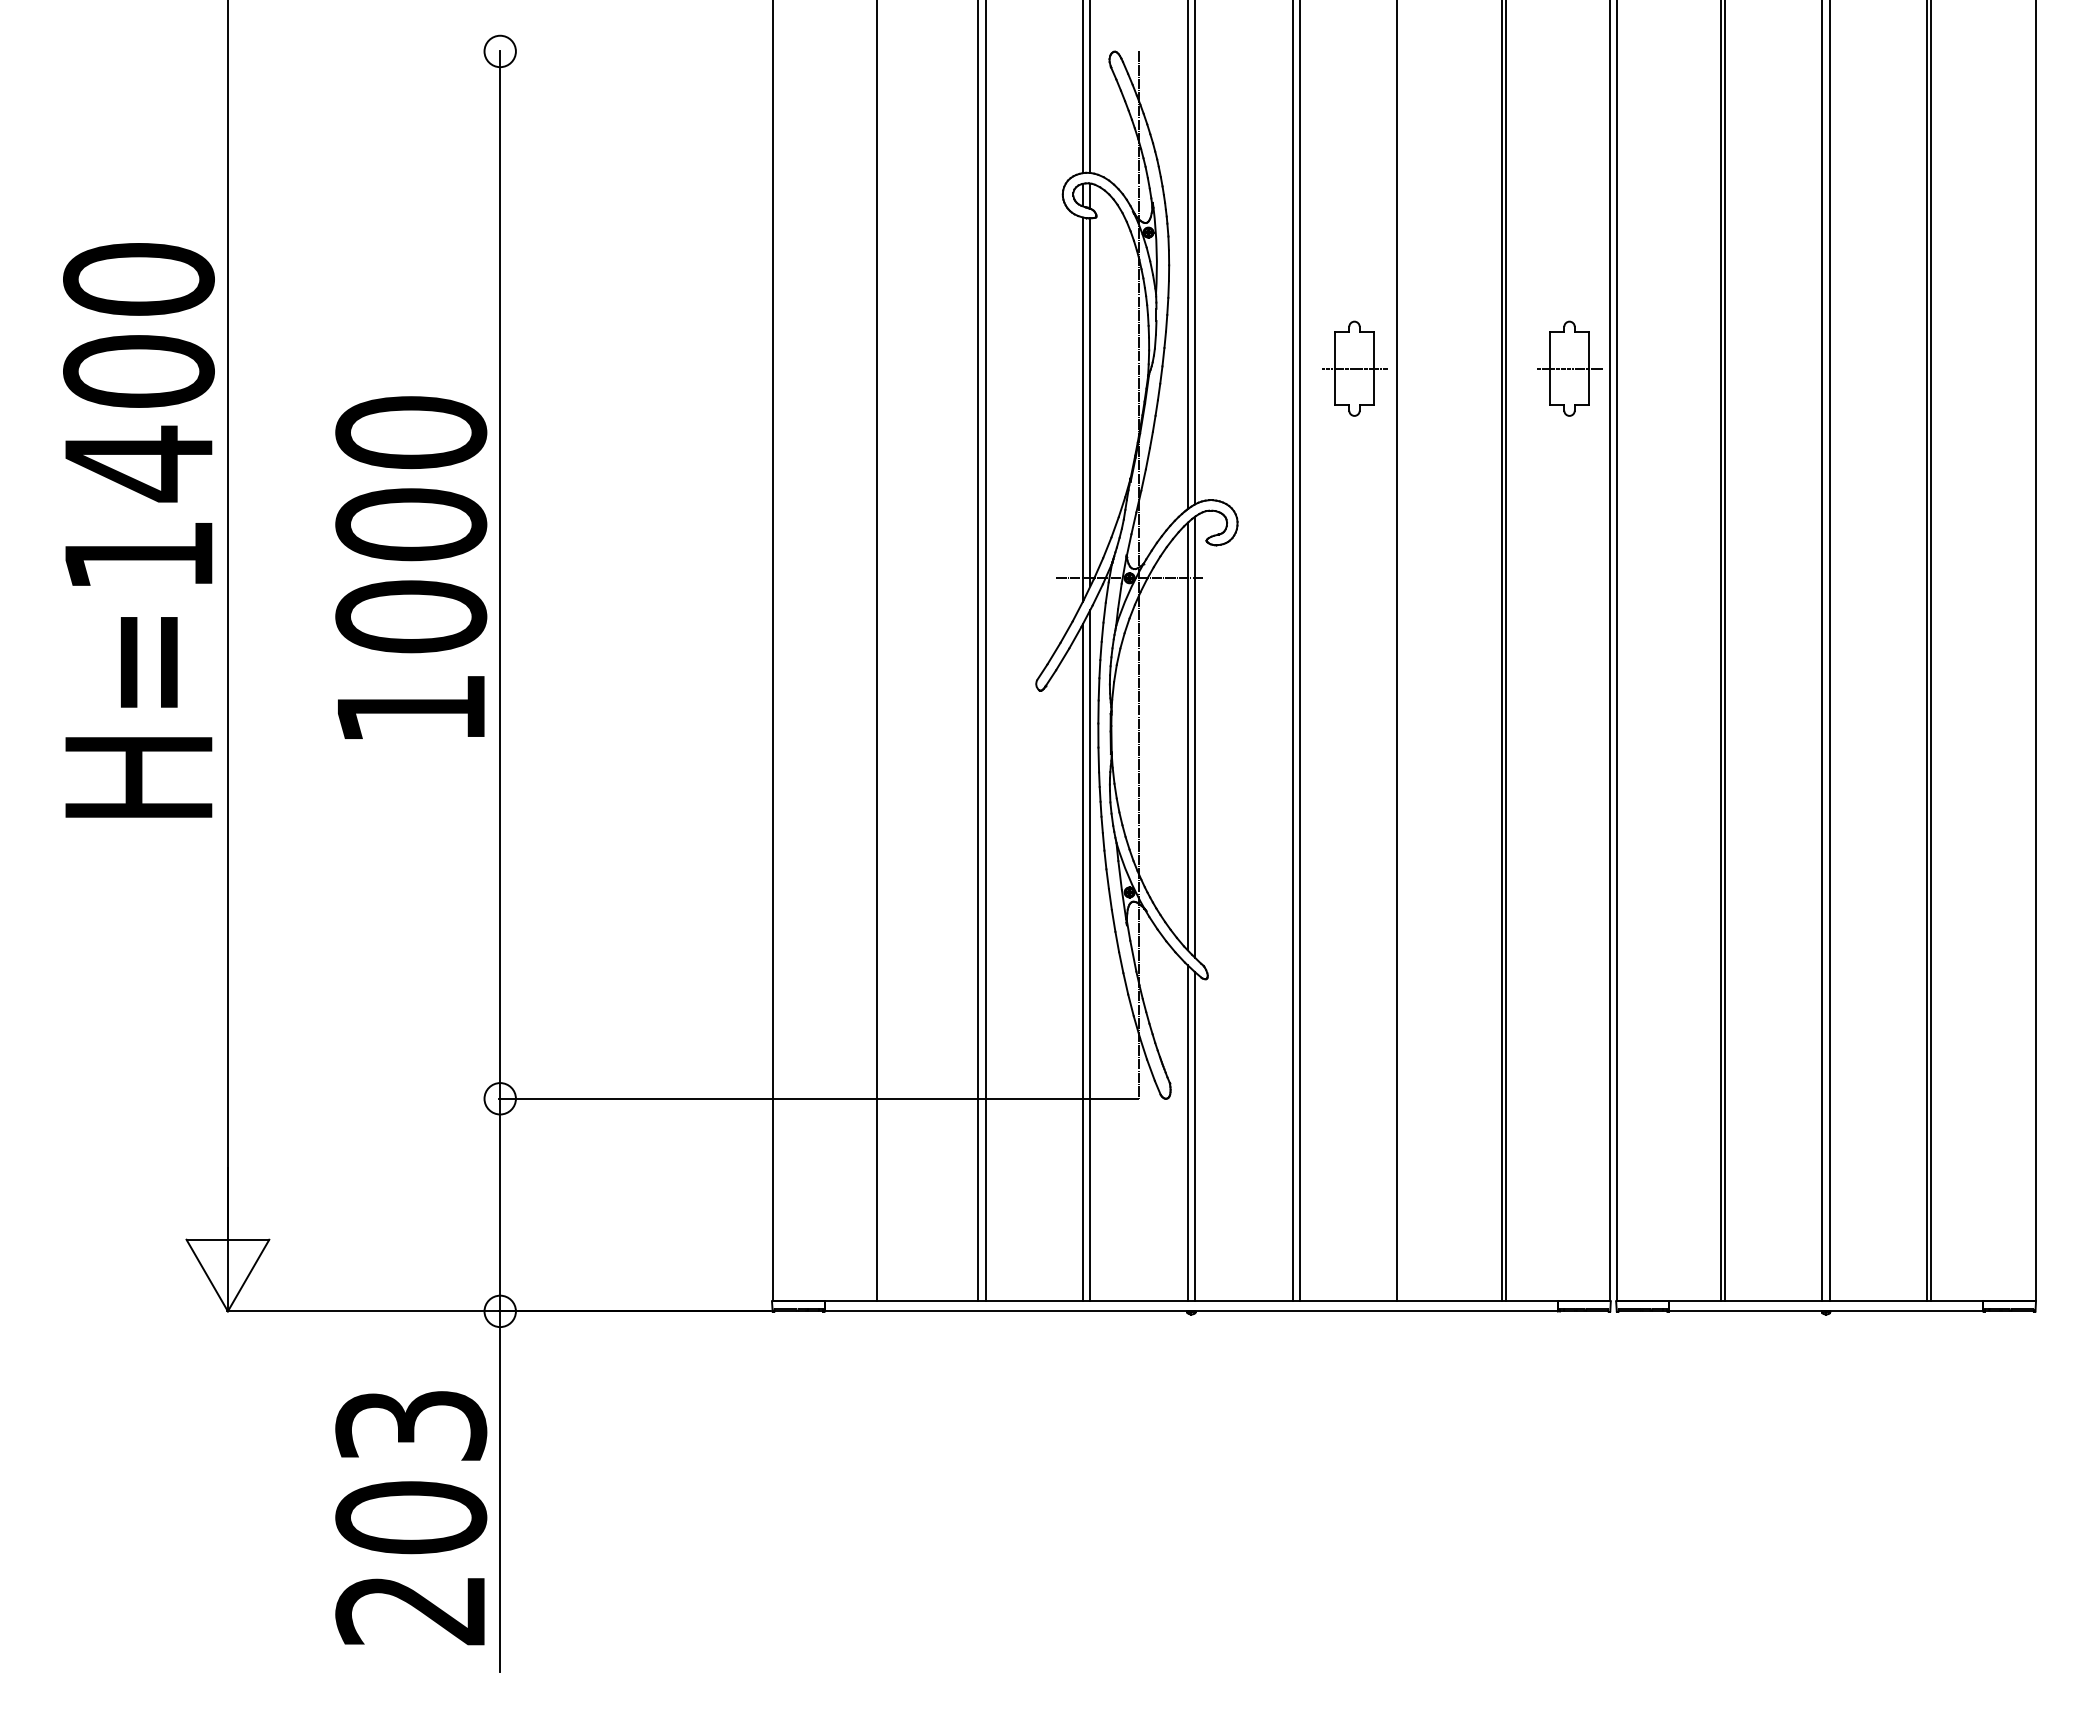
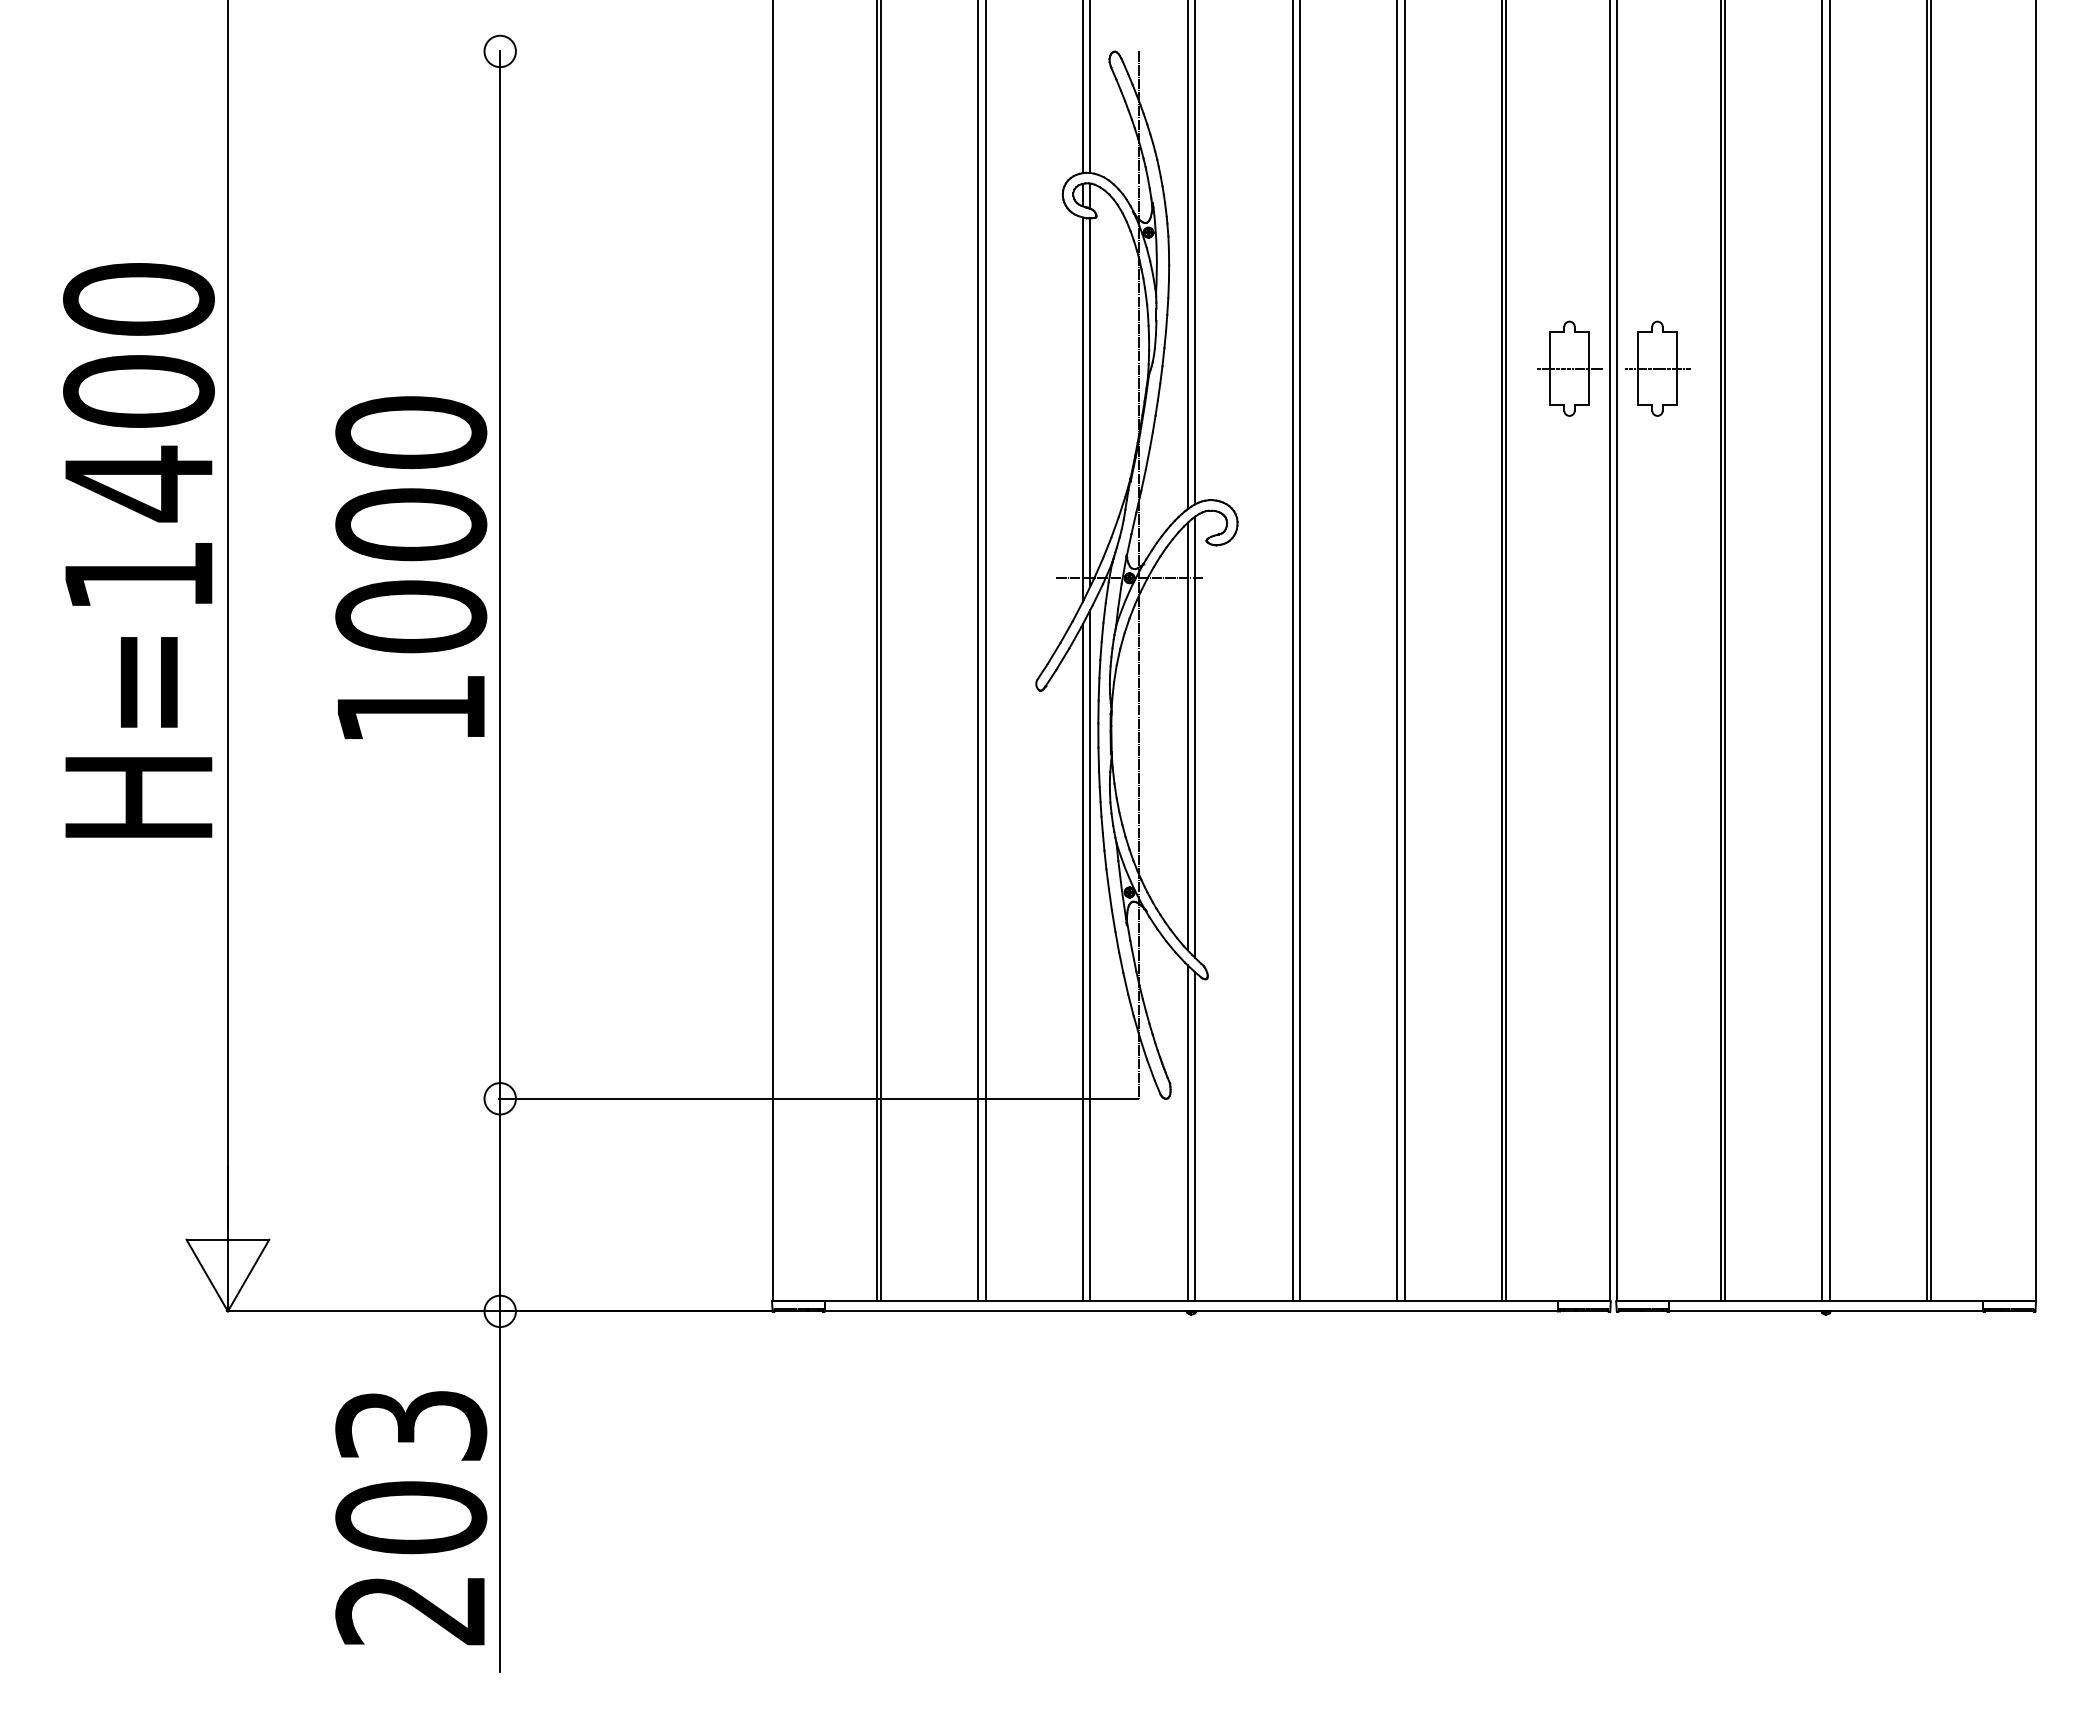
part position: (1354, 368) -> (1657, 368) (1657, 368)
text position: (138, 530) -> (138, 550) (138, 550)
line: none -> present (880, 651)
line: none -> present (1404, 651)
